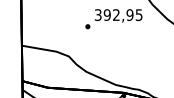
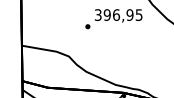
text: 392,95 -> 396,95 (116, 14)
